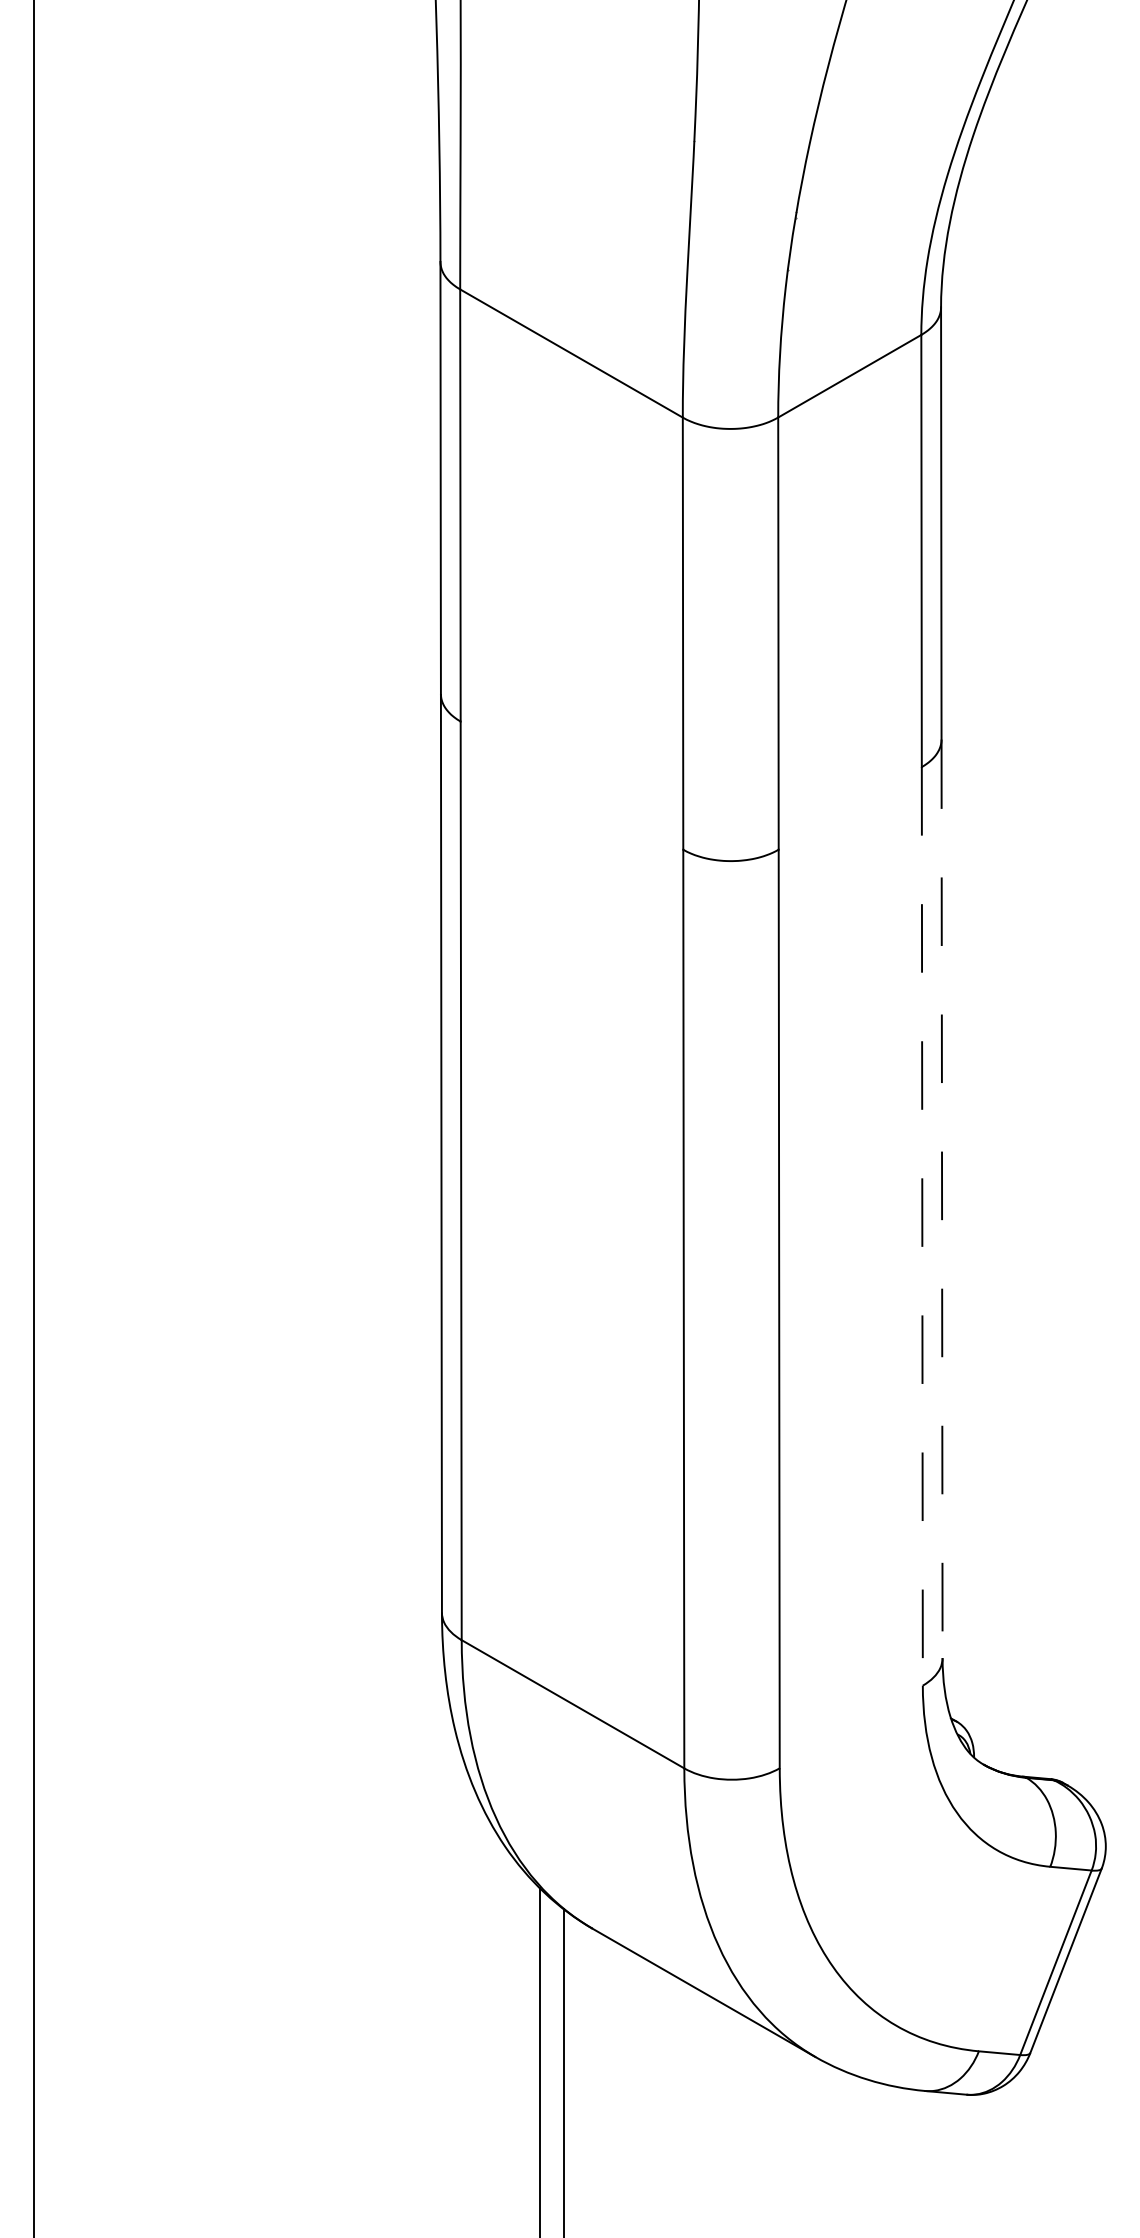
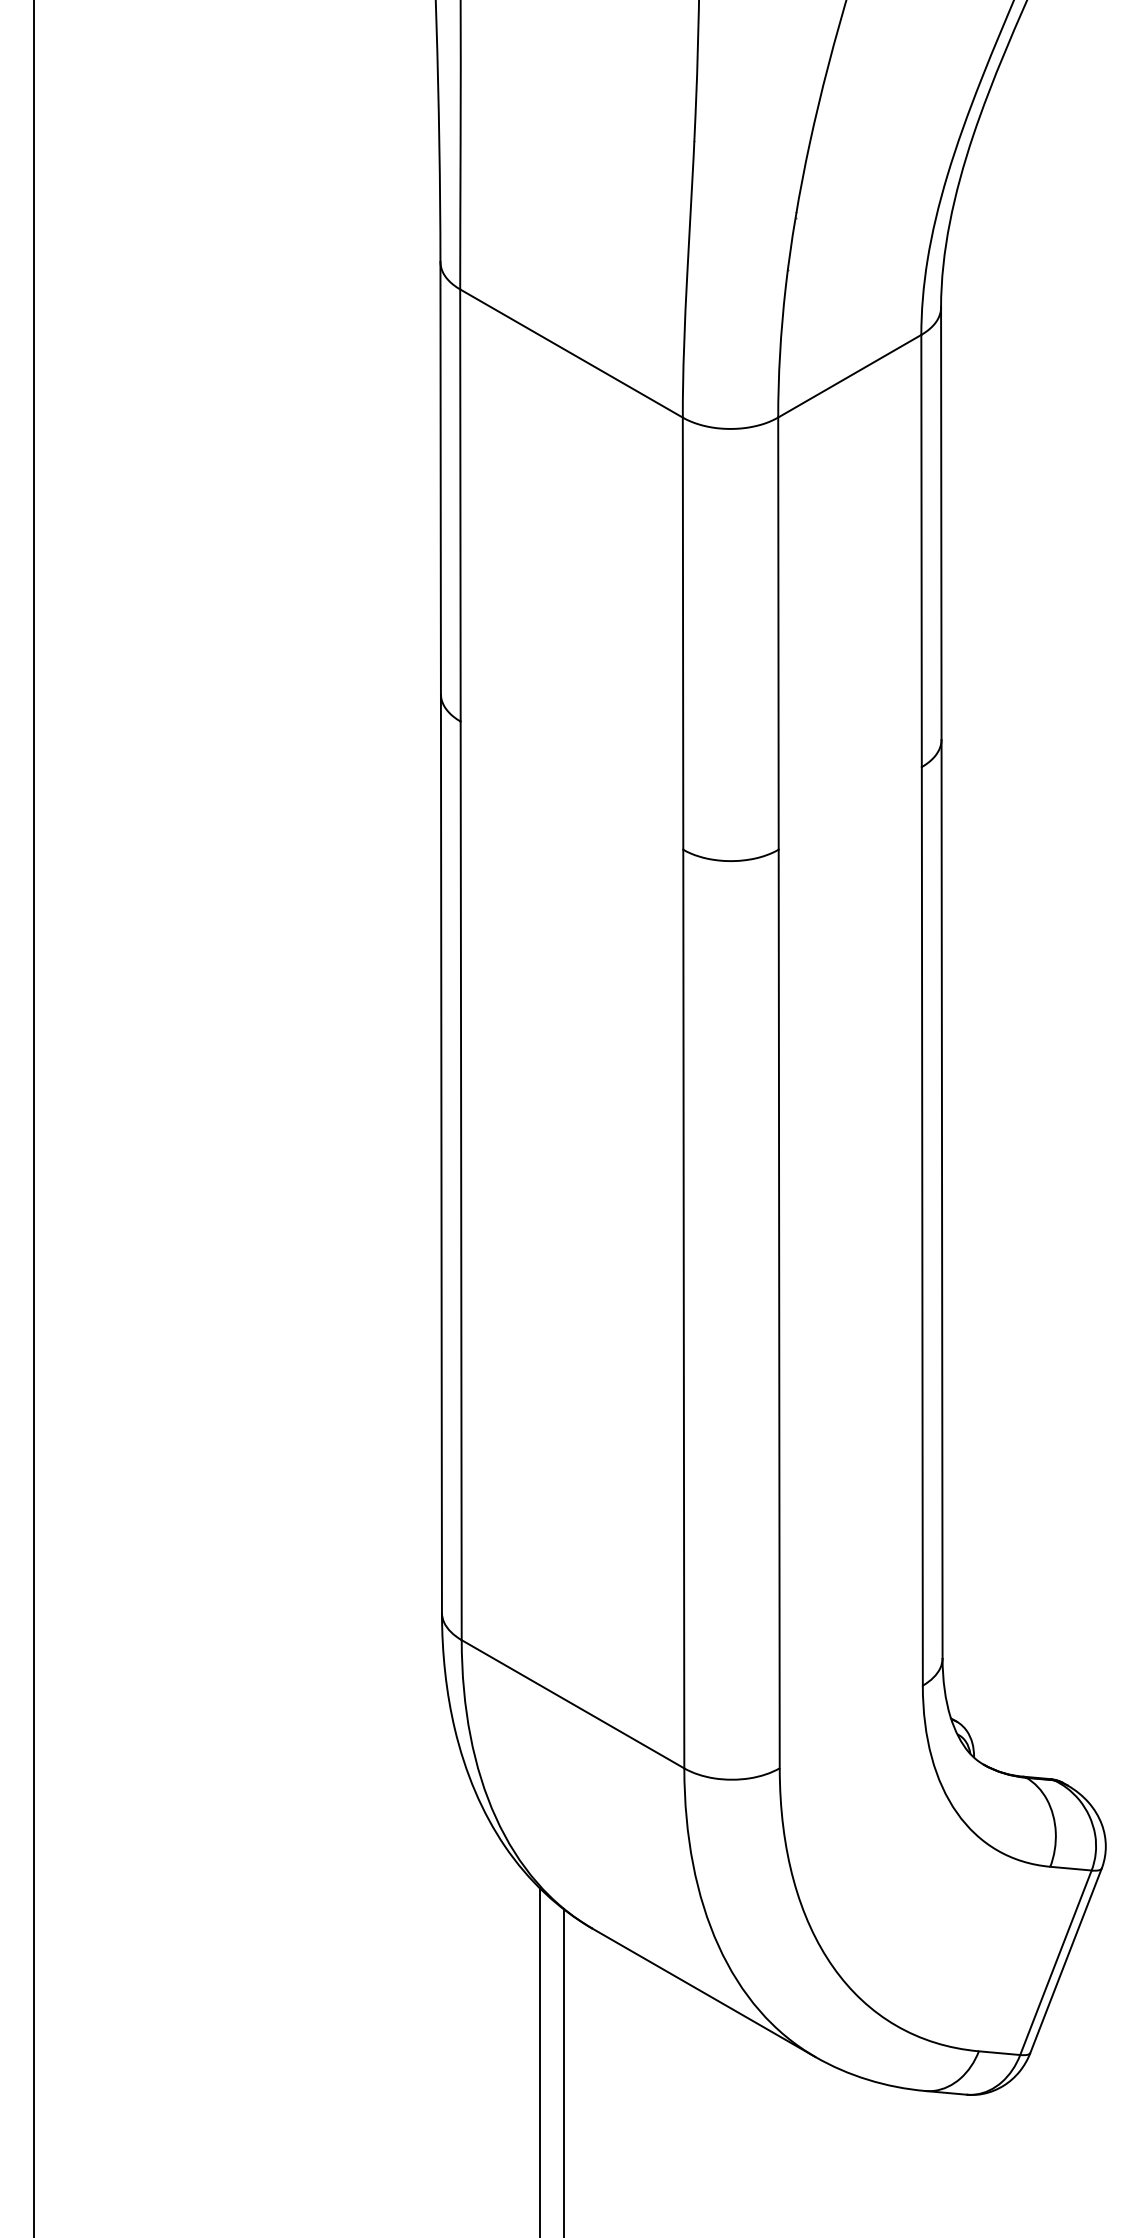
line: dashed -> solid (942, 1199)
line: dashed -> solid (922, 1226)
